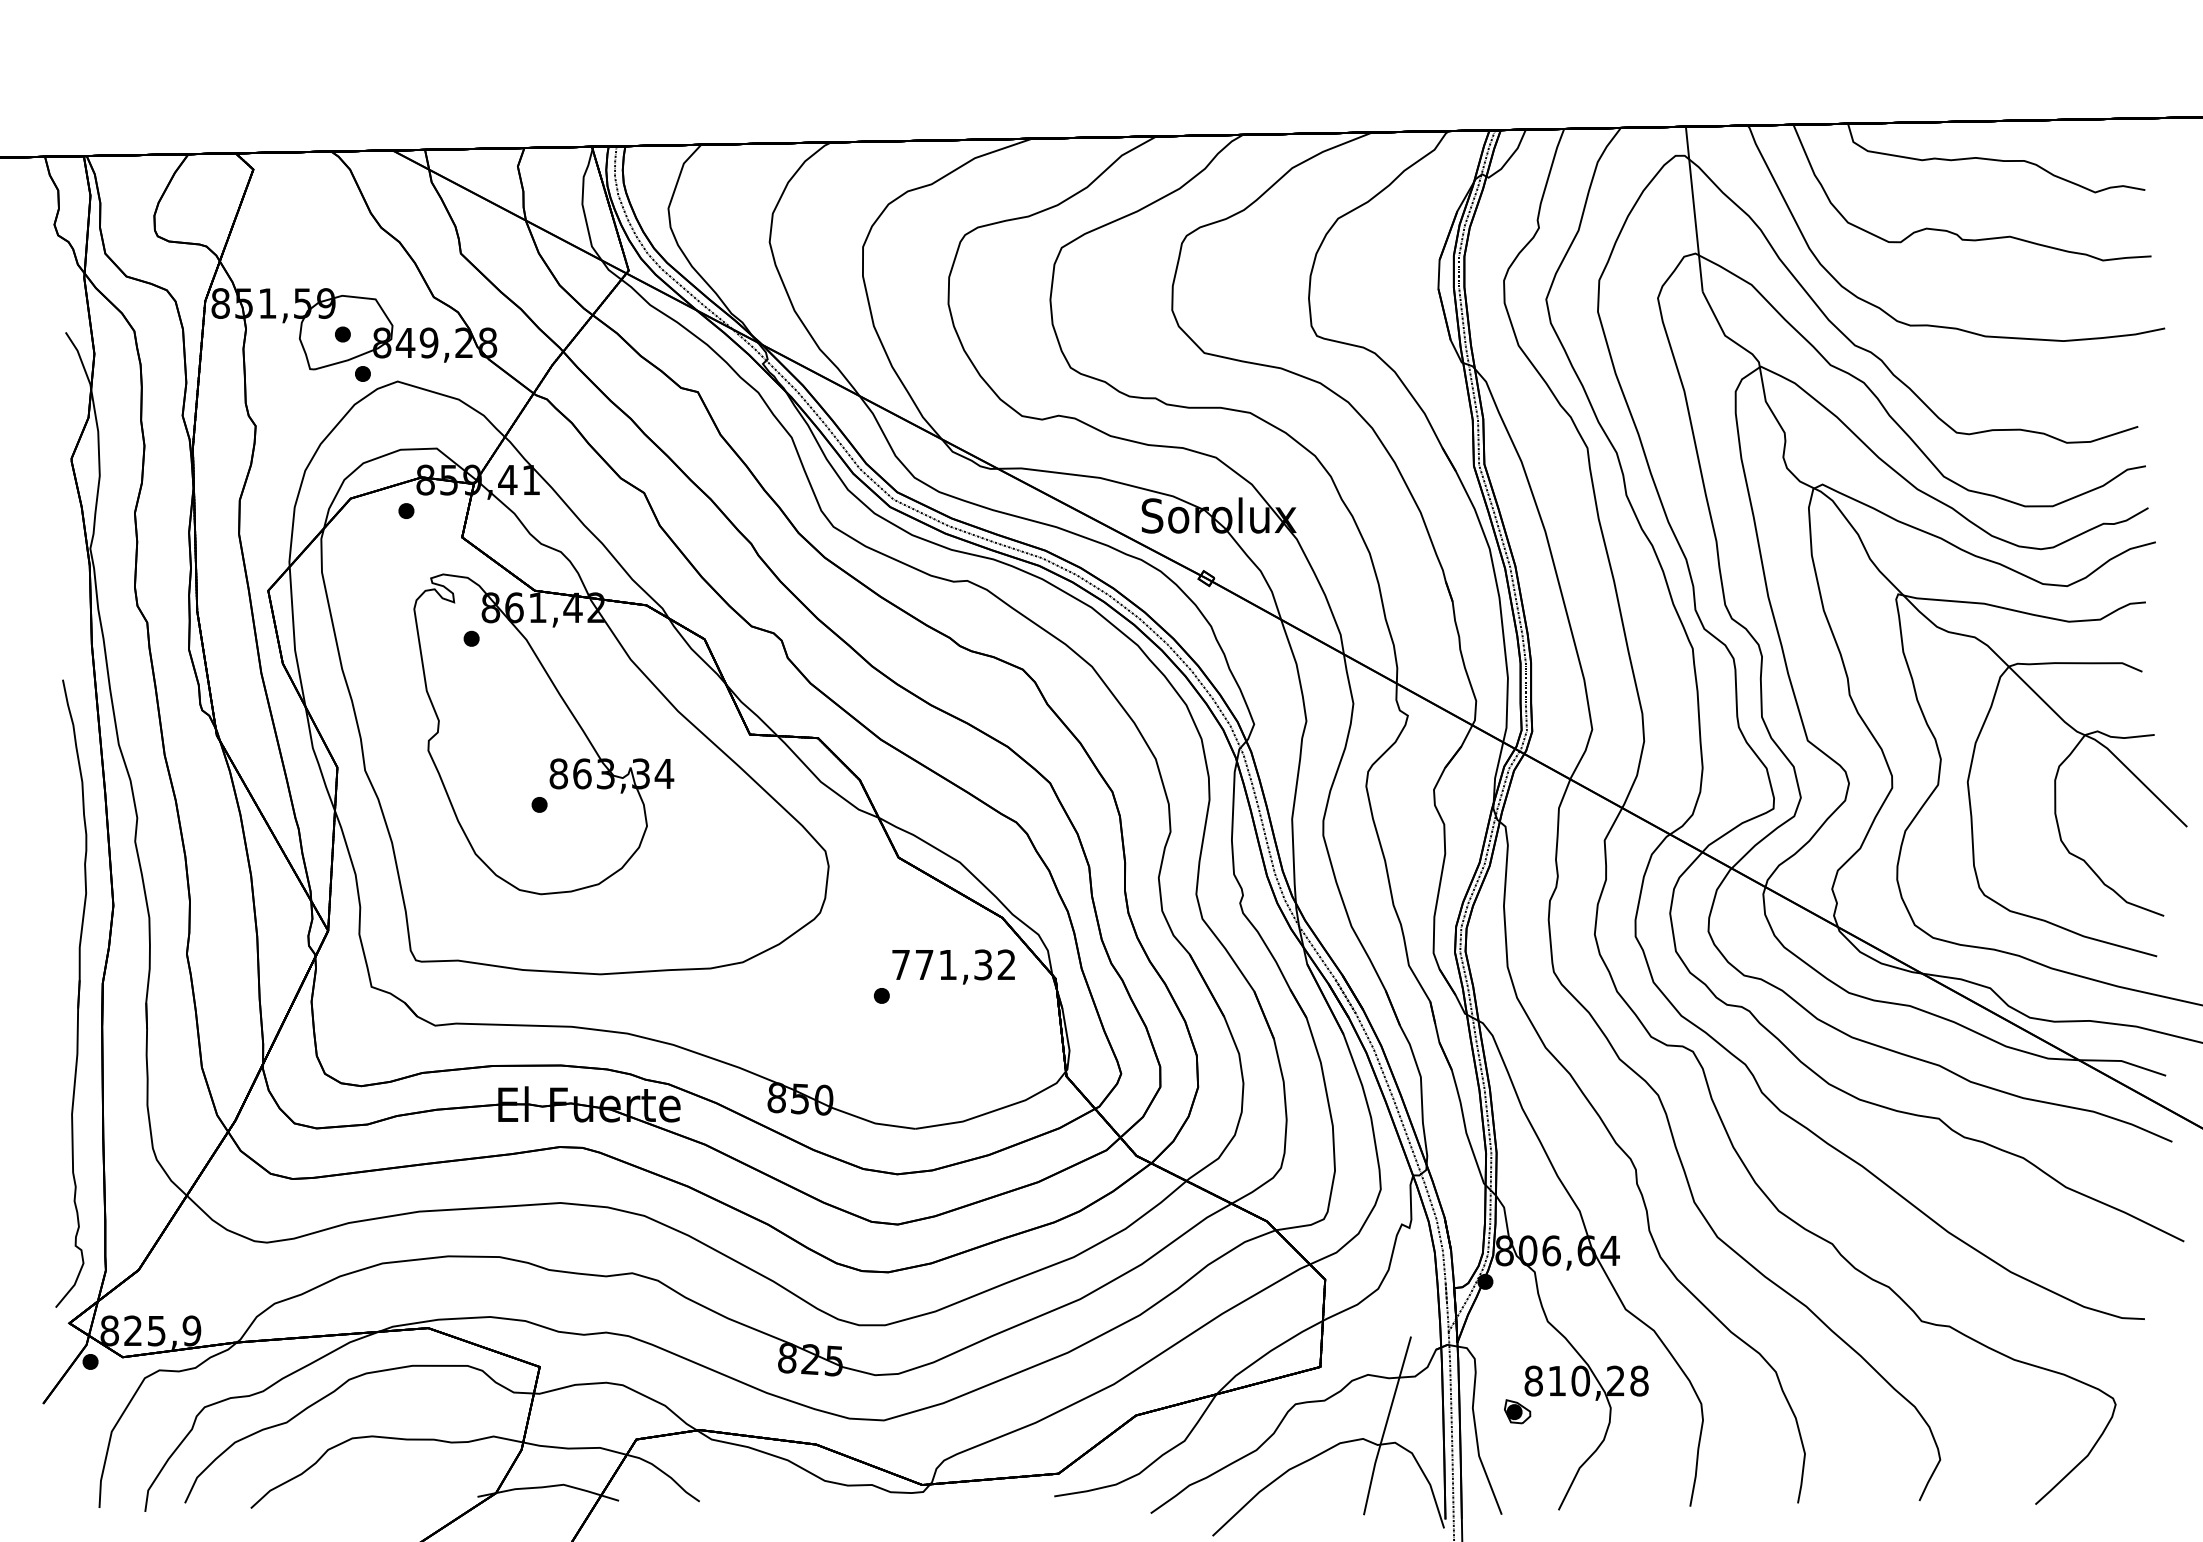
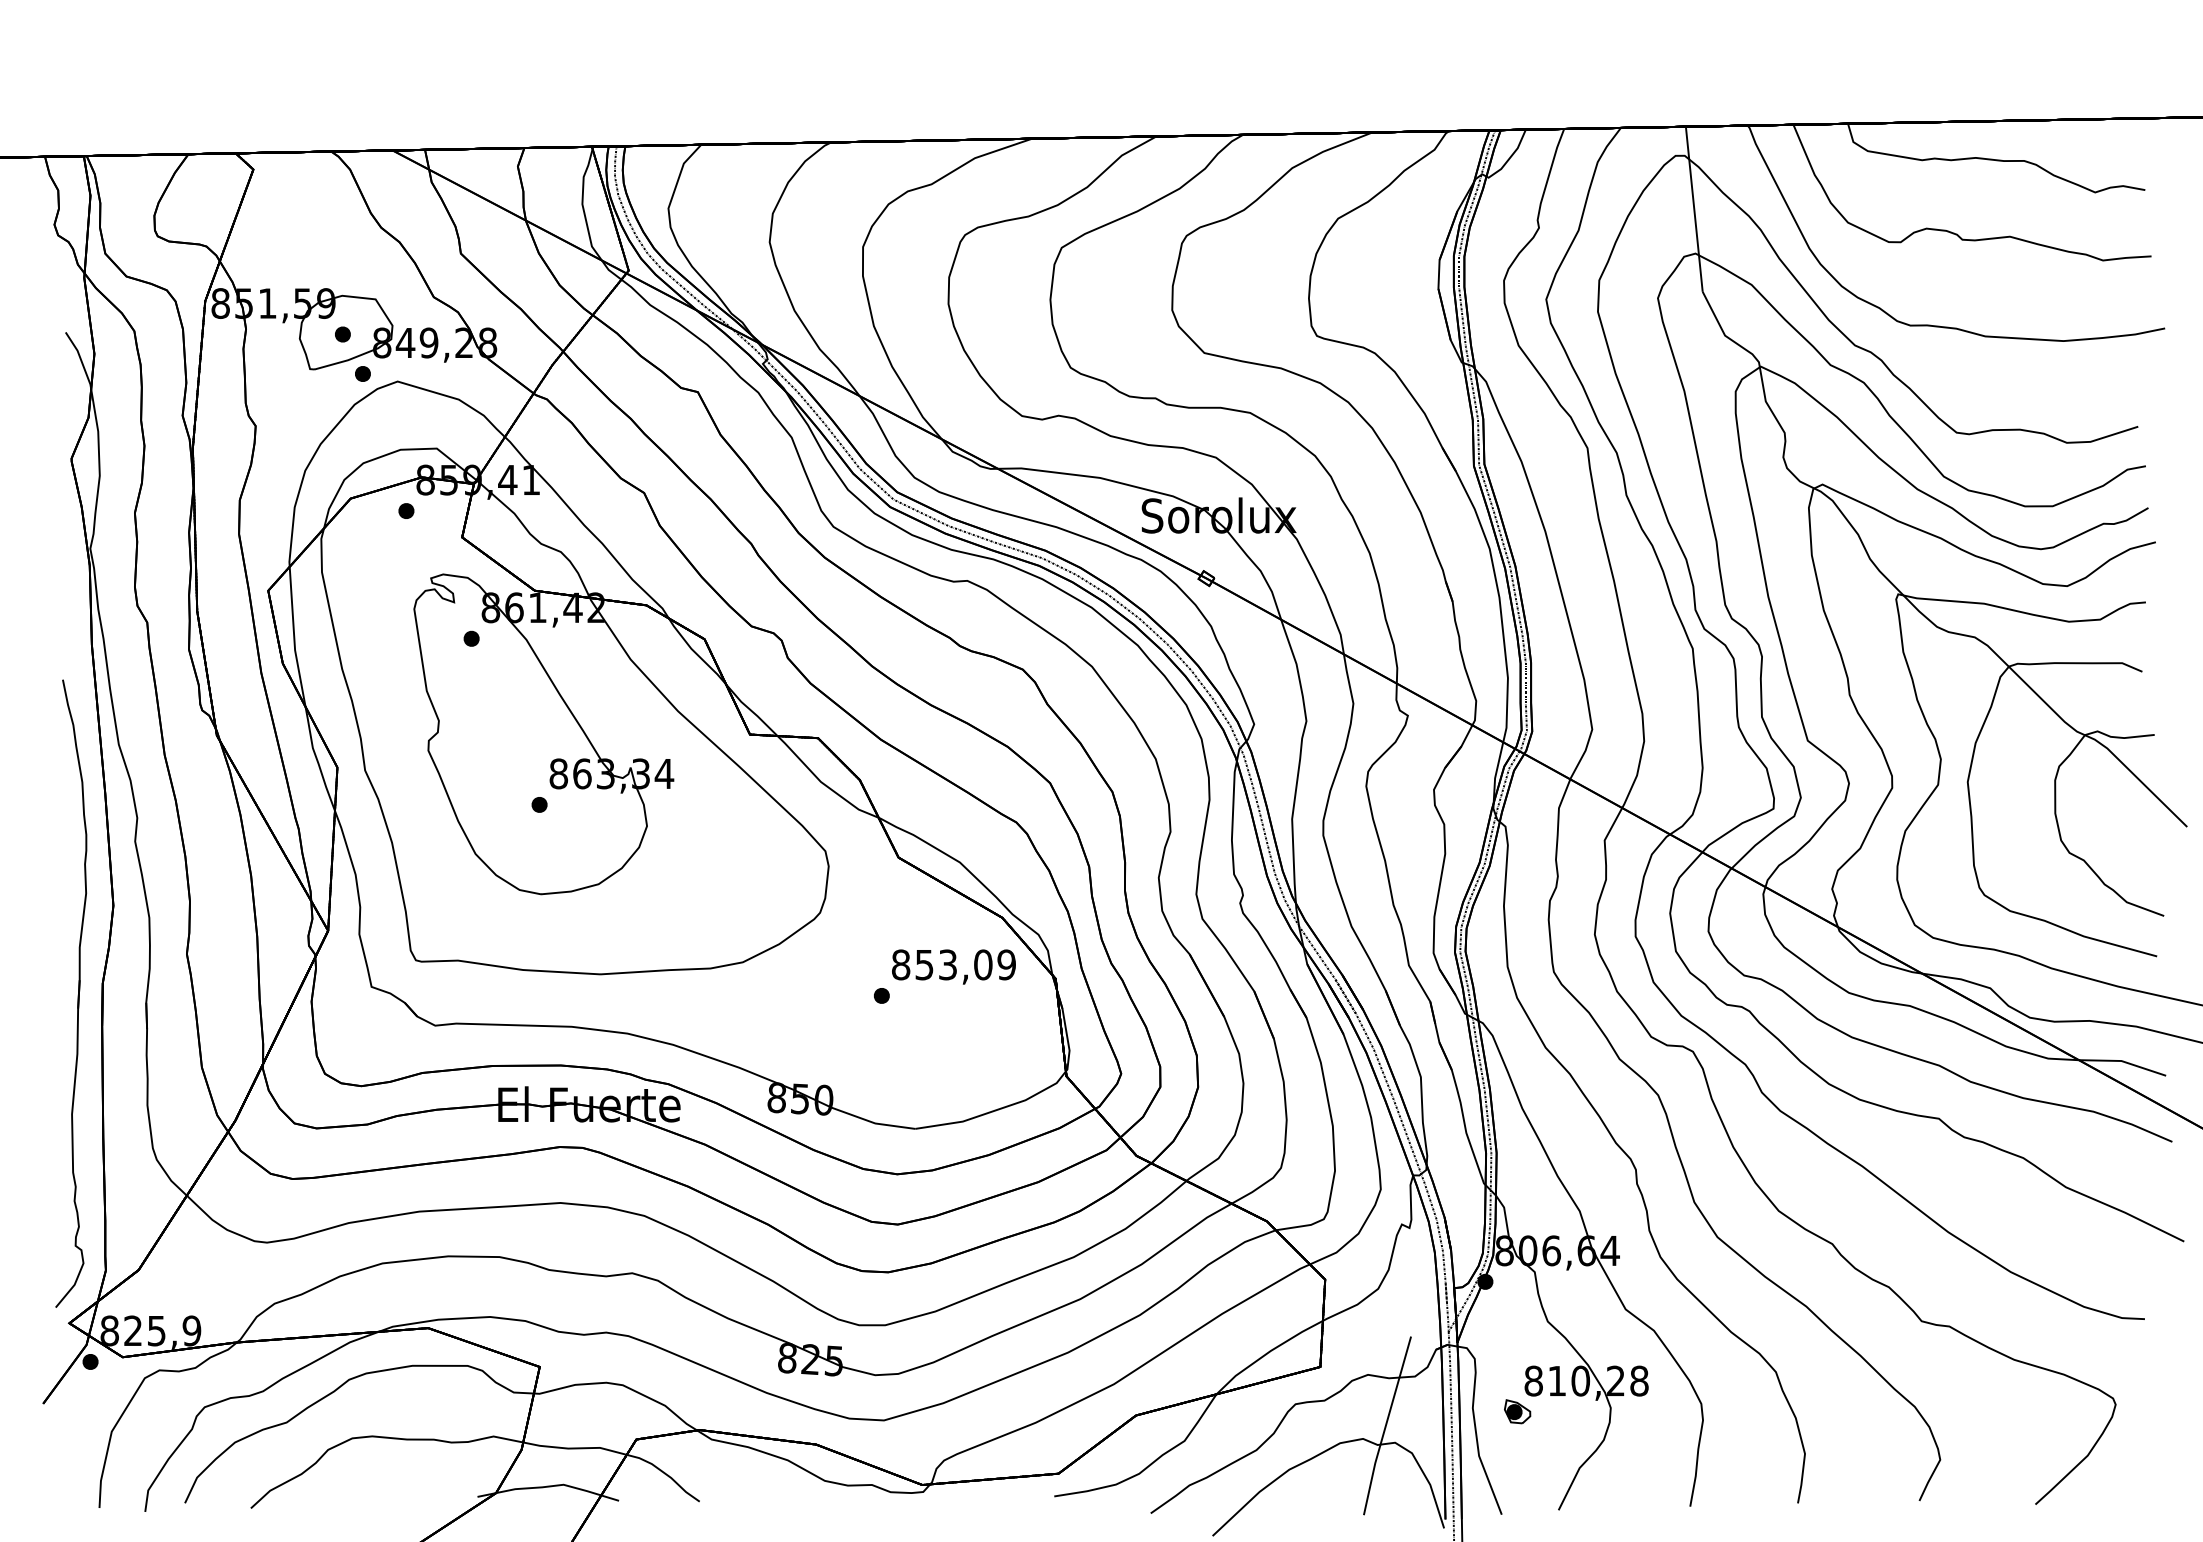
text: 771,32 -> 853,09 (953, 964)
